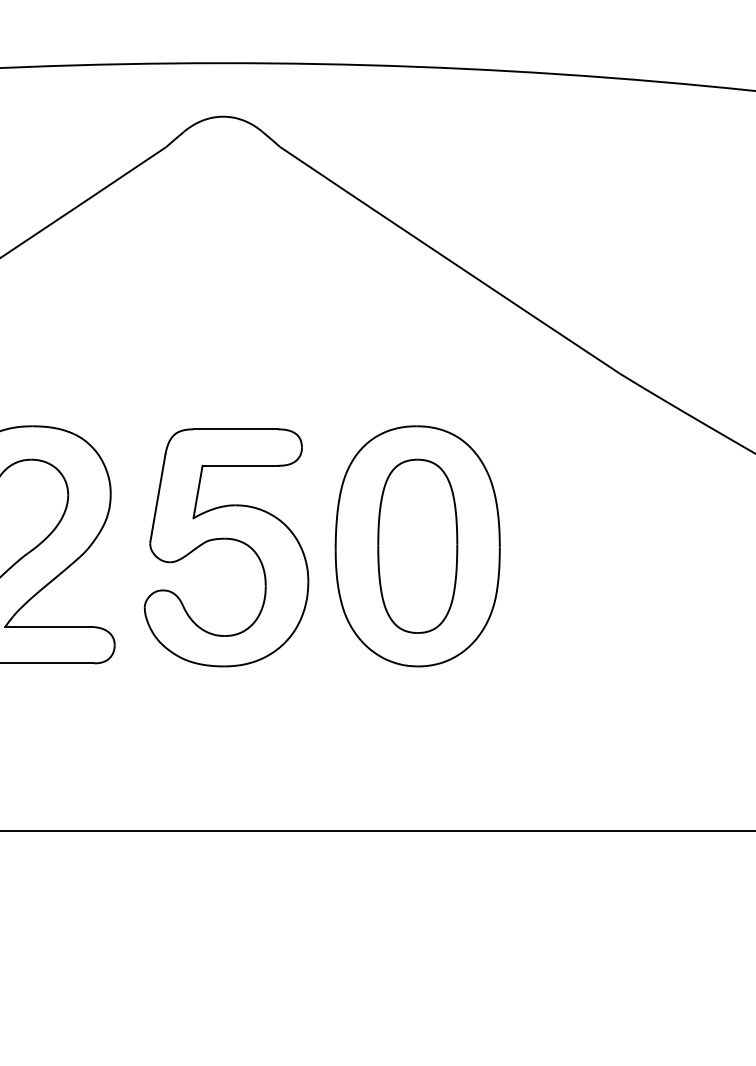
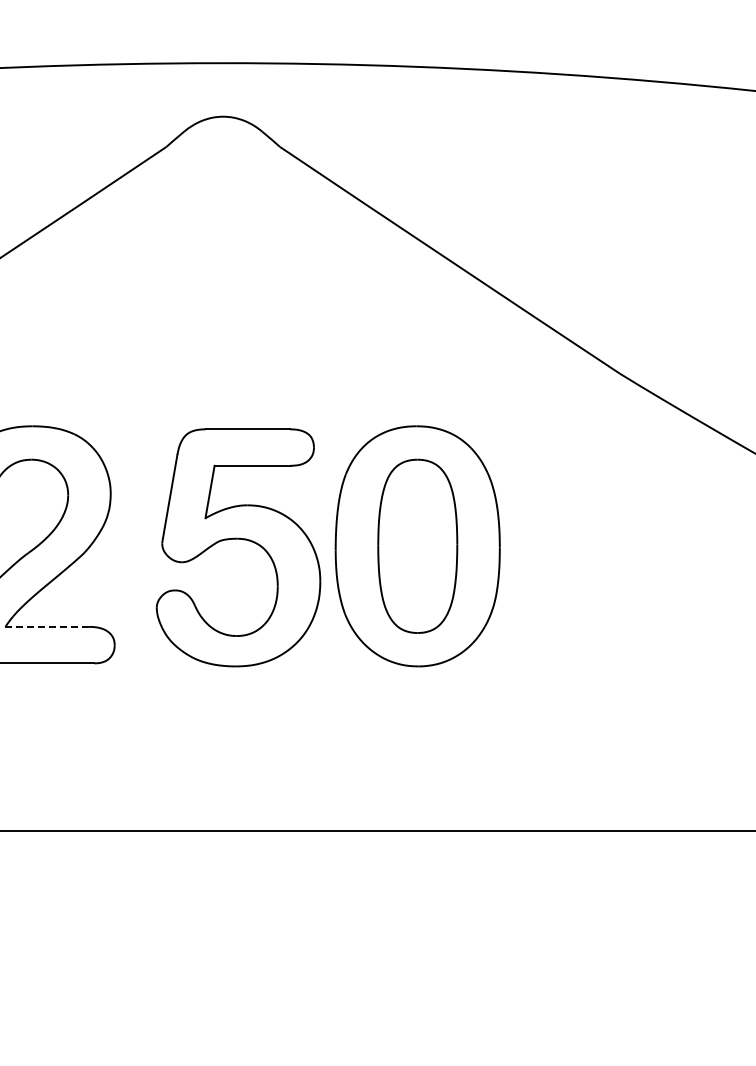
part position: (226, 539) -> (238, 539) (238, 539)
line: solid -> dashed (47, 626)
